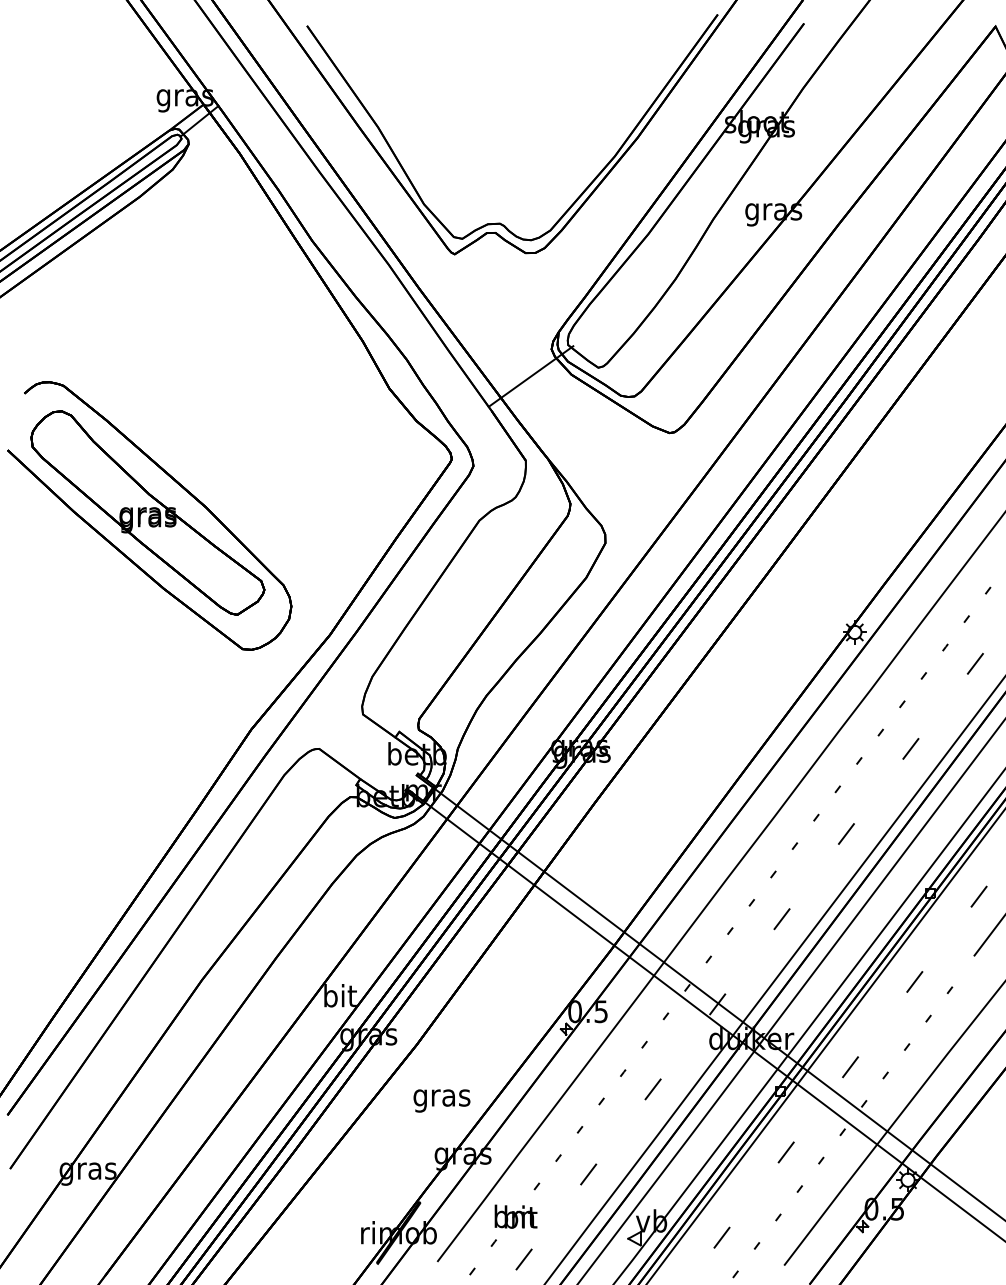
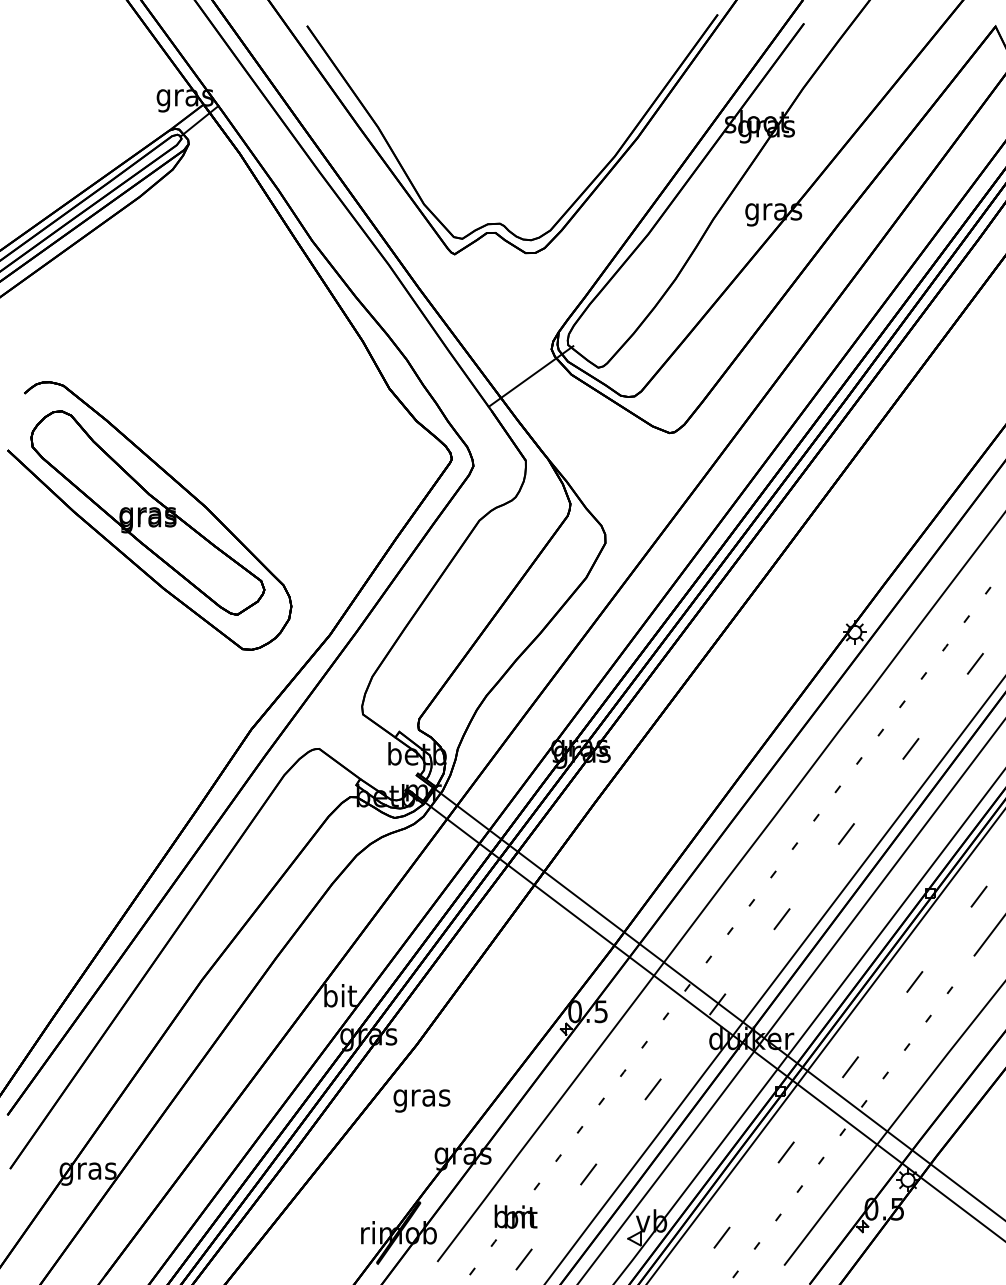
text position: (441, 1100) -> (421, 1100) (421, 1100)
